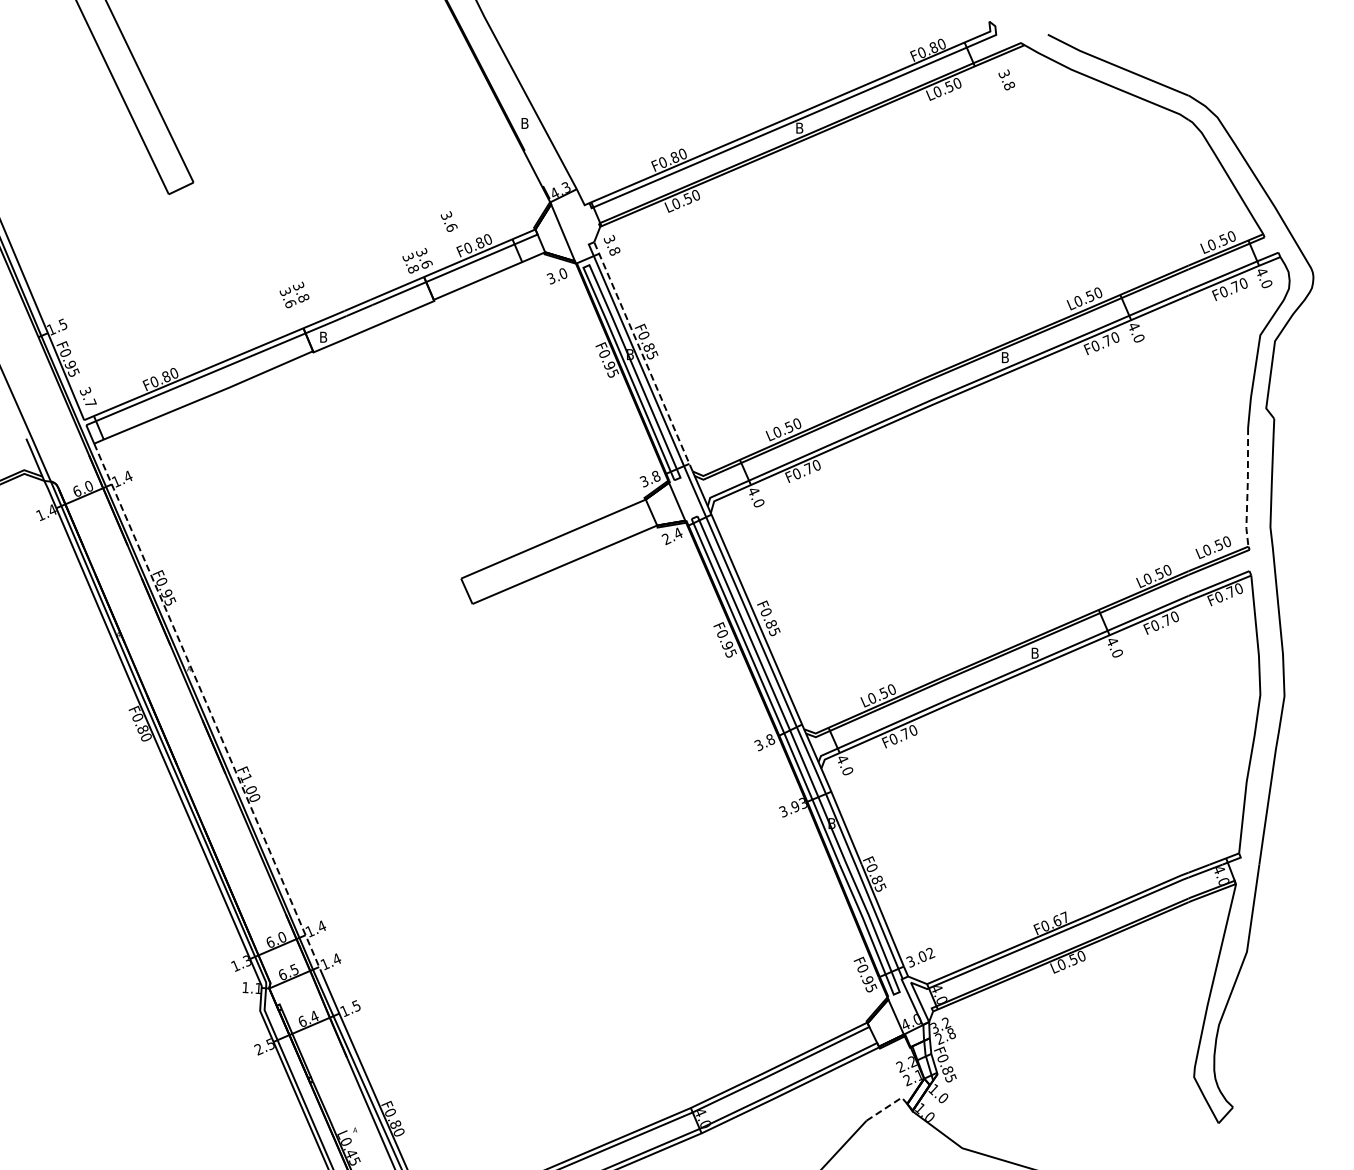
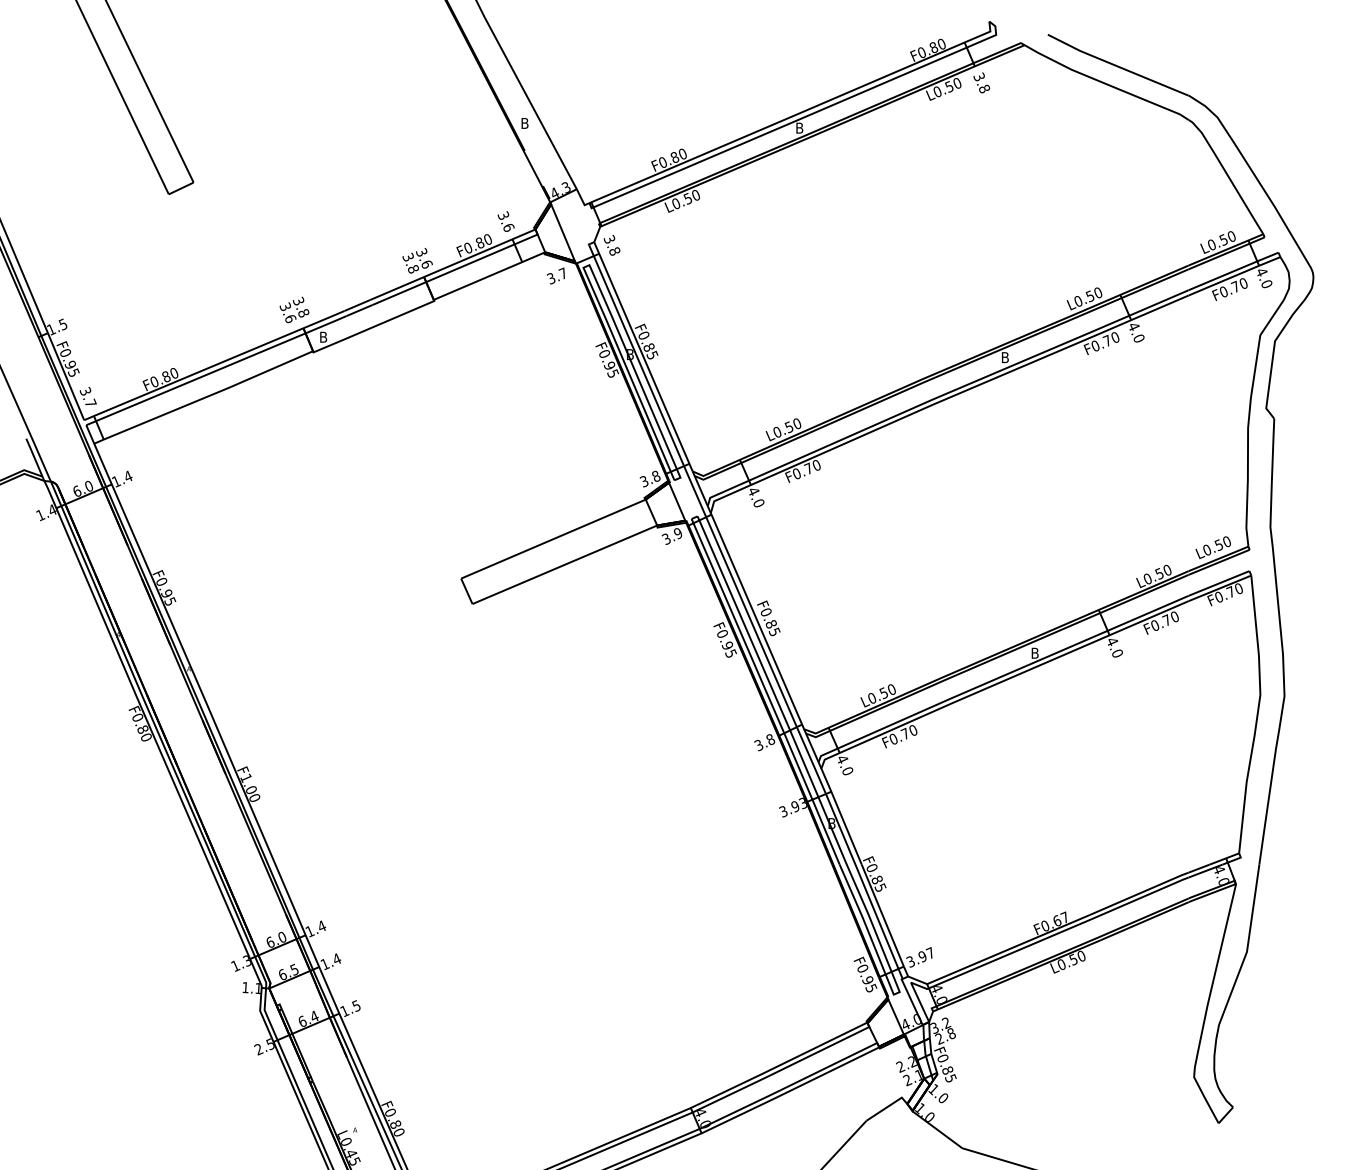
text position: (1006, 79) -> (981, 82) (981, 82)
text position: (448, 221) -> (505, 221) (505, 221)
text: 3.0 -> 3.7 (562, 273)
text position: (294, 294) -> (294, 309) (294, 309)
line: dashed -> solid (643, 356)
line: dashed -> solid (1247, 487)
text: 2.4 -> 3.9 (671, 536)
line: dashed -> solid (207, 706)
text: 3.02 -> 3.97 (926, 954)
line: dashed -> solid (888, 1106)
